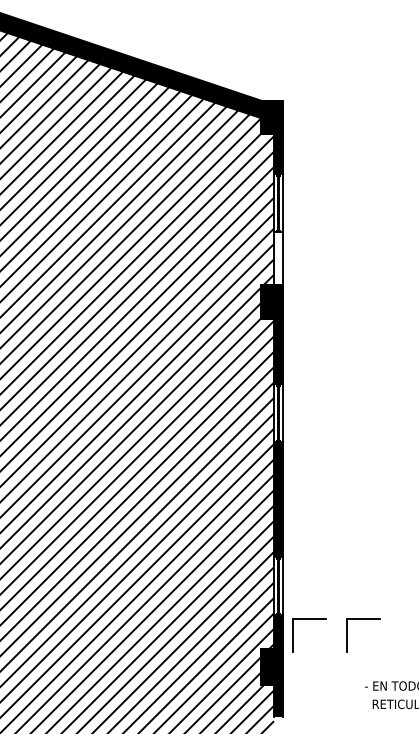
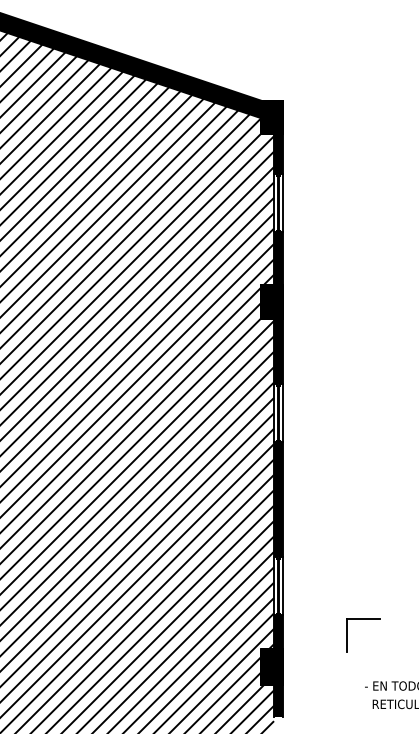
fill: none -> present (278, 258)
part: present -> none (309, 619)
